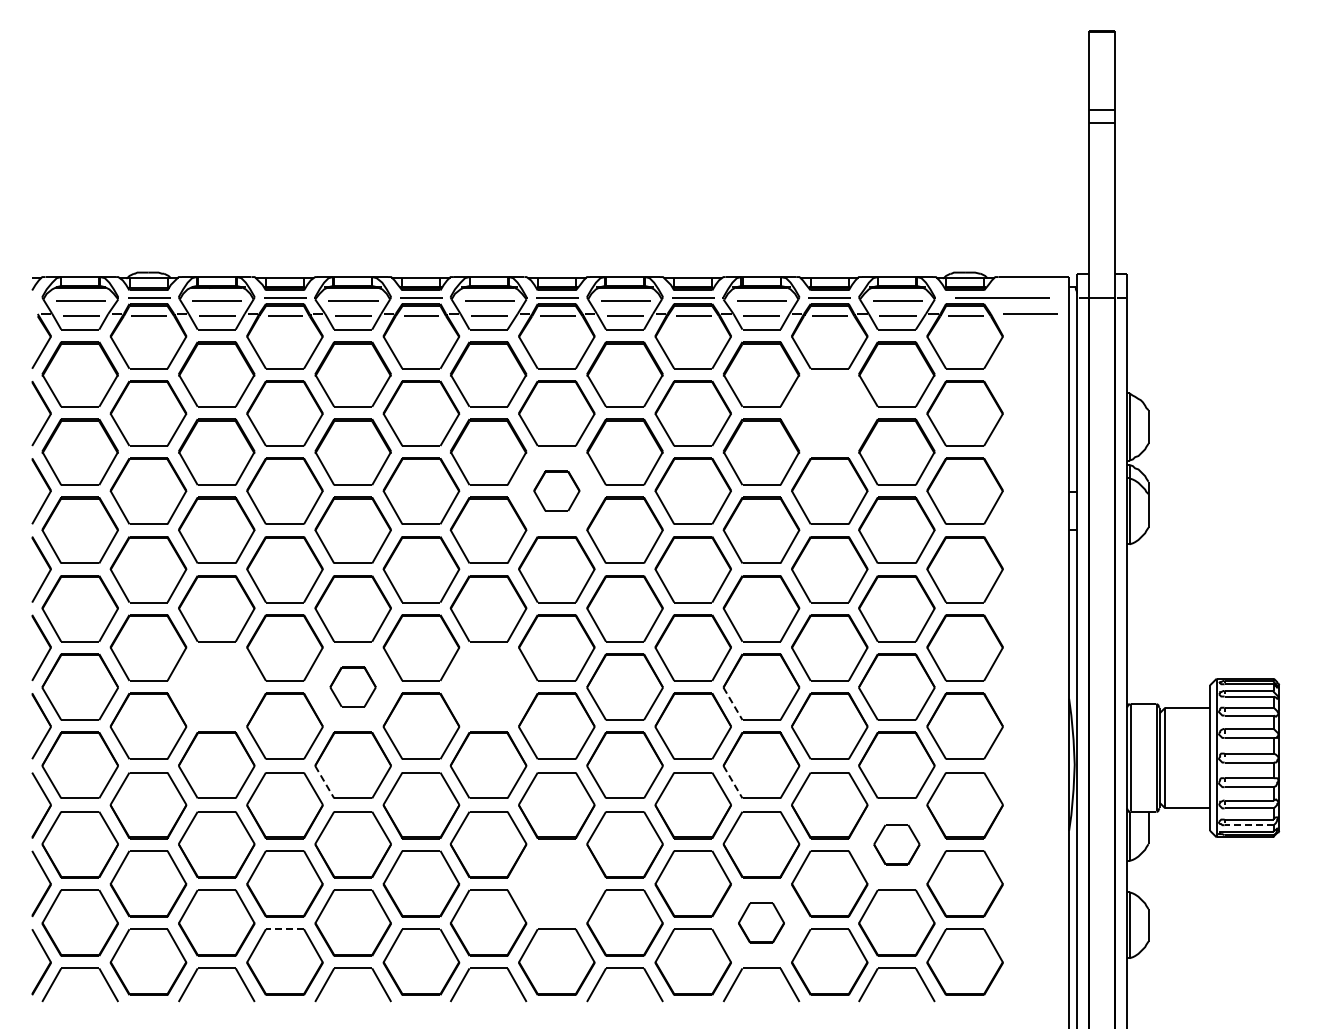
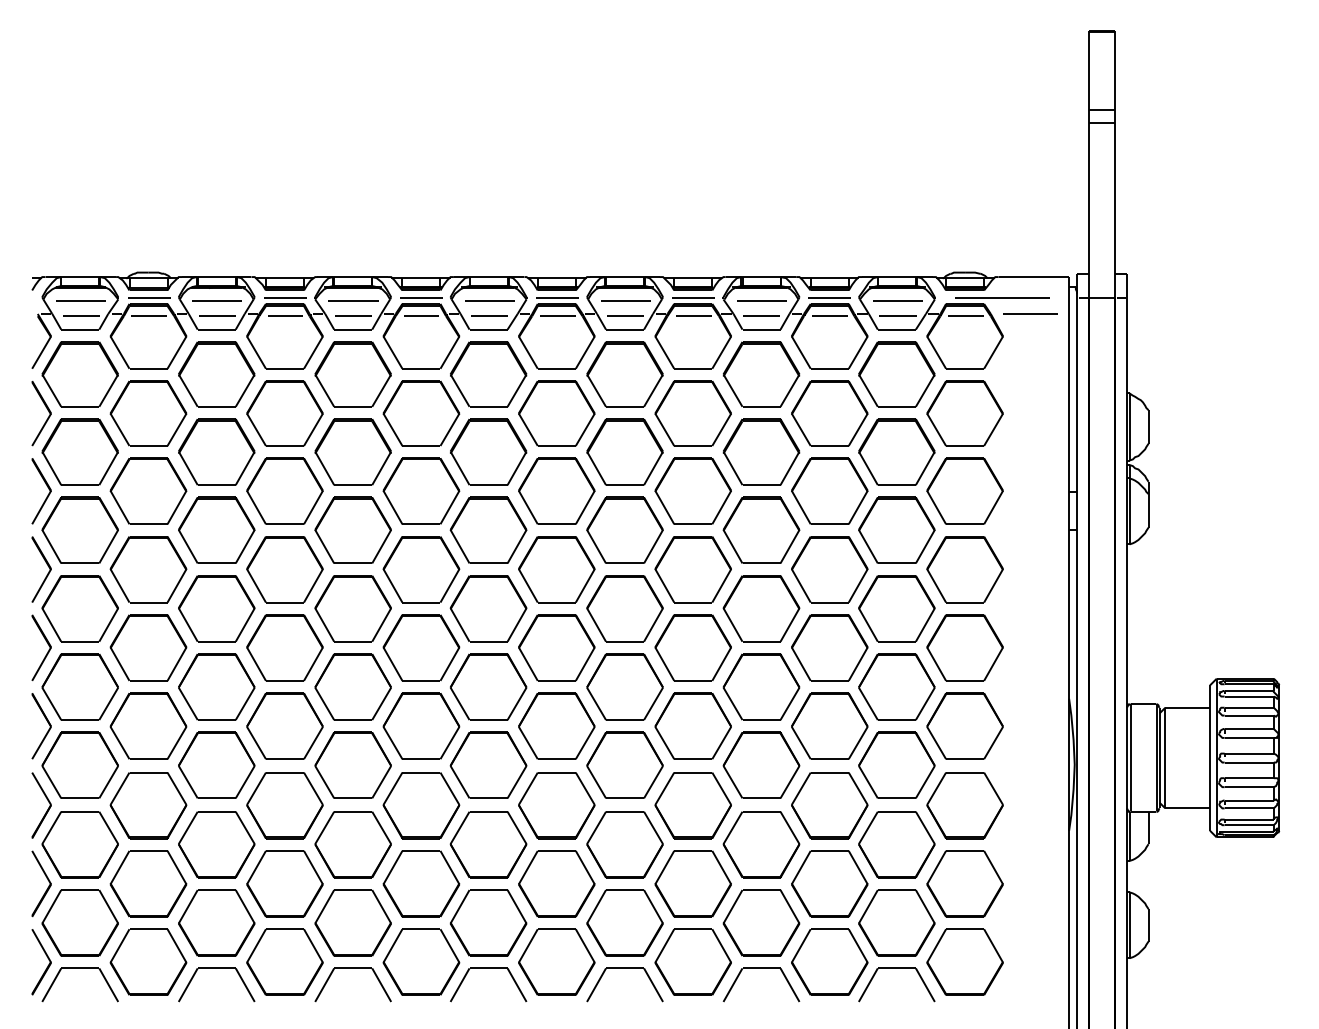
part: none -> present (829, 413)
part size: 48x42 px -> 78x68 px (556, 490)
part: none -> present (216, 686)
part size: 48x42 px -> 78x68 px (352, 686)
part: none -> present (488, 686)
line: dashed -> solid (732, 703)
line: dashed -> solid (324, 782)
line: dashed -> solid (732, 782)
line: dashed -> solid (1249, 825)
part size: 48x42 px -> 78x68 px (896, 844)
part: none -> present (556, 883)
part size: 47x42 px -> 79x68 px (761, 922)
line: dashed -> solid (284, 929)
